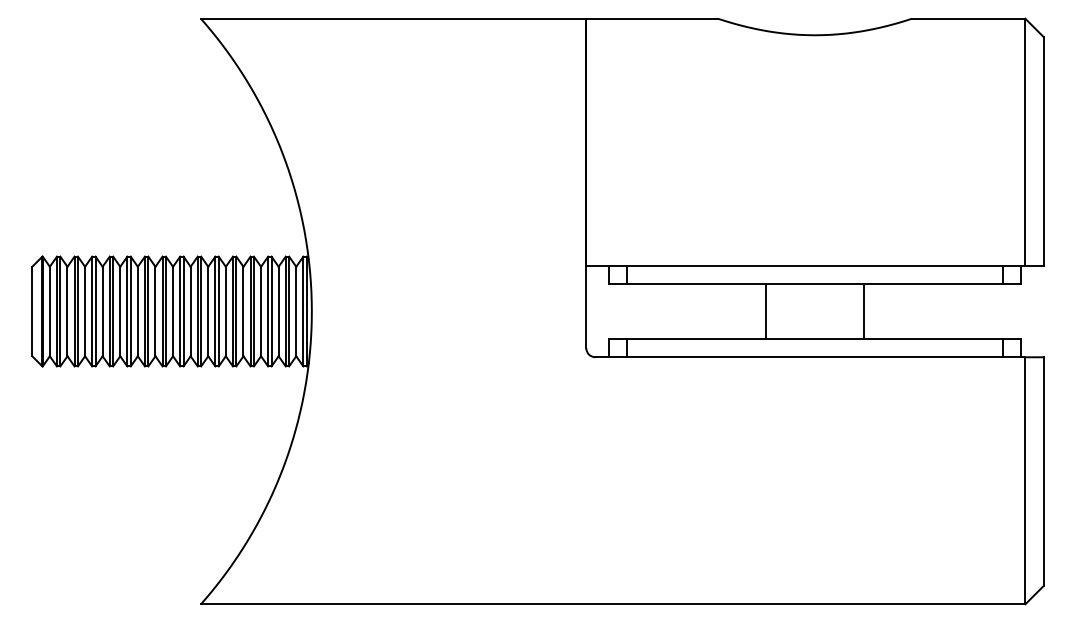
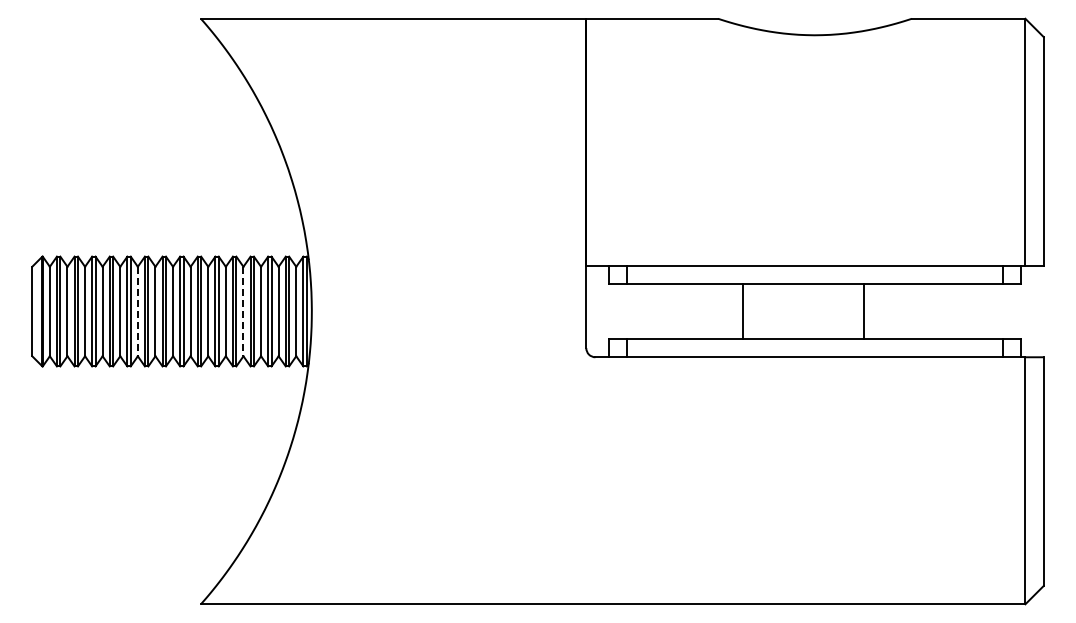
line: solid -> dashed (137, 311)
line: solid -> dashed (243, 311)
line position: (766, 311) -> (743, 311) (743, 311)
